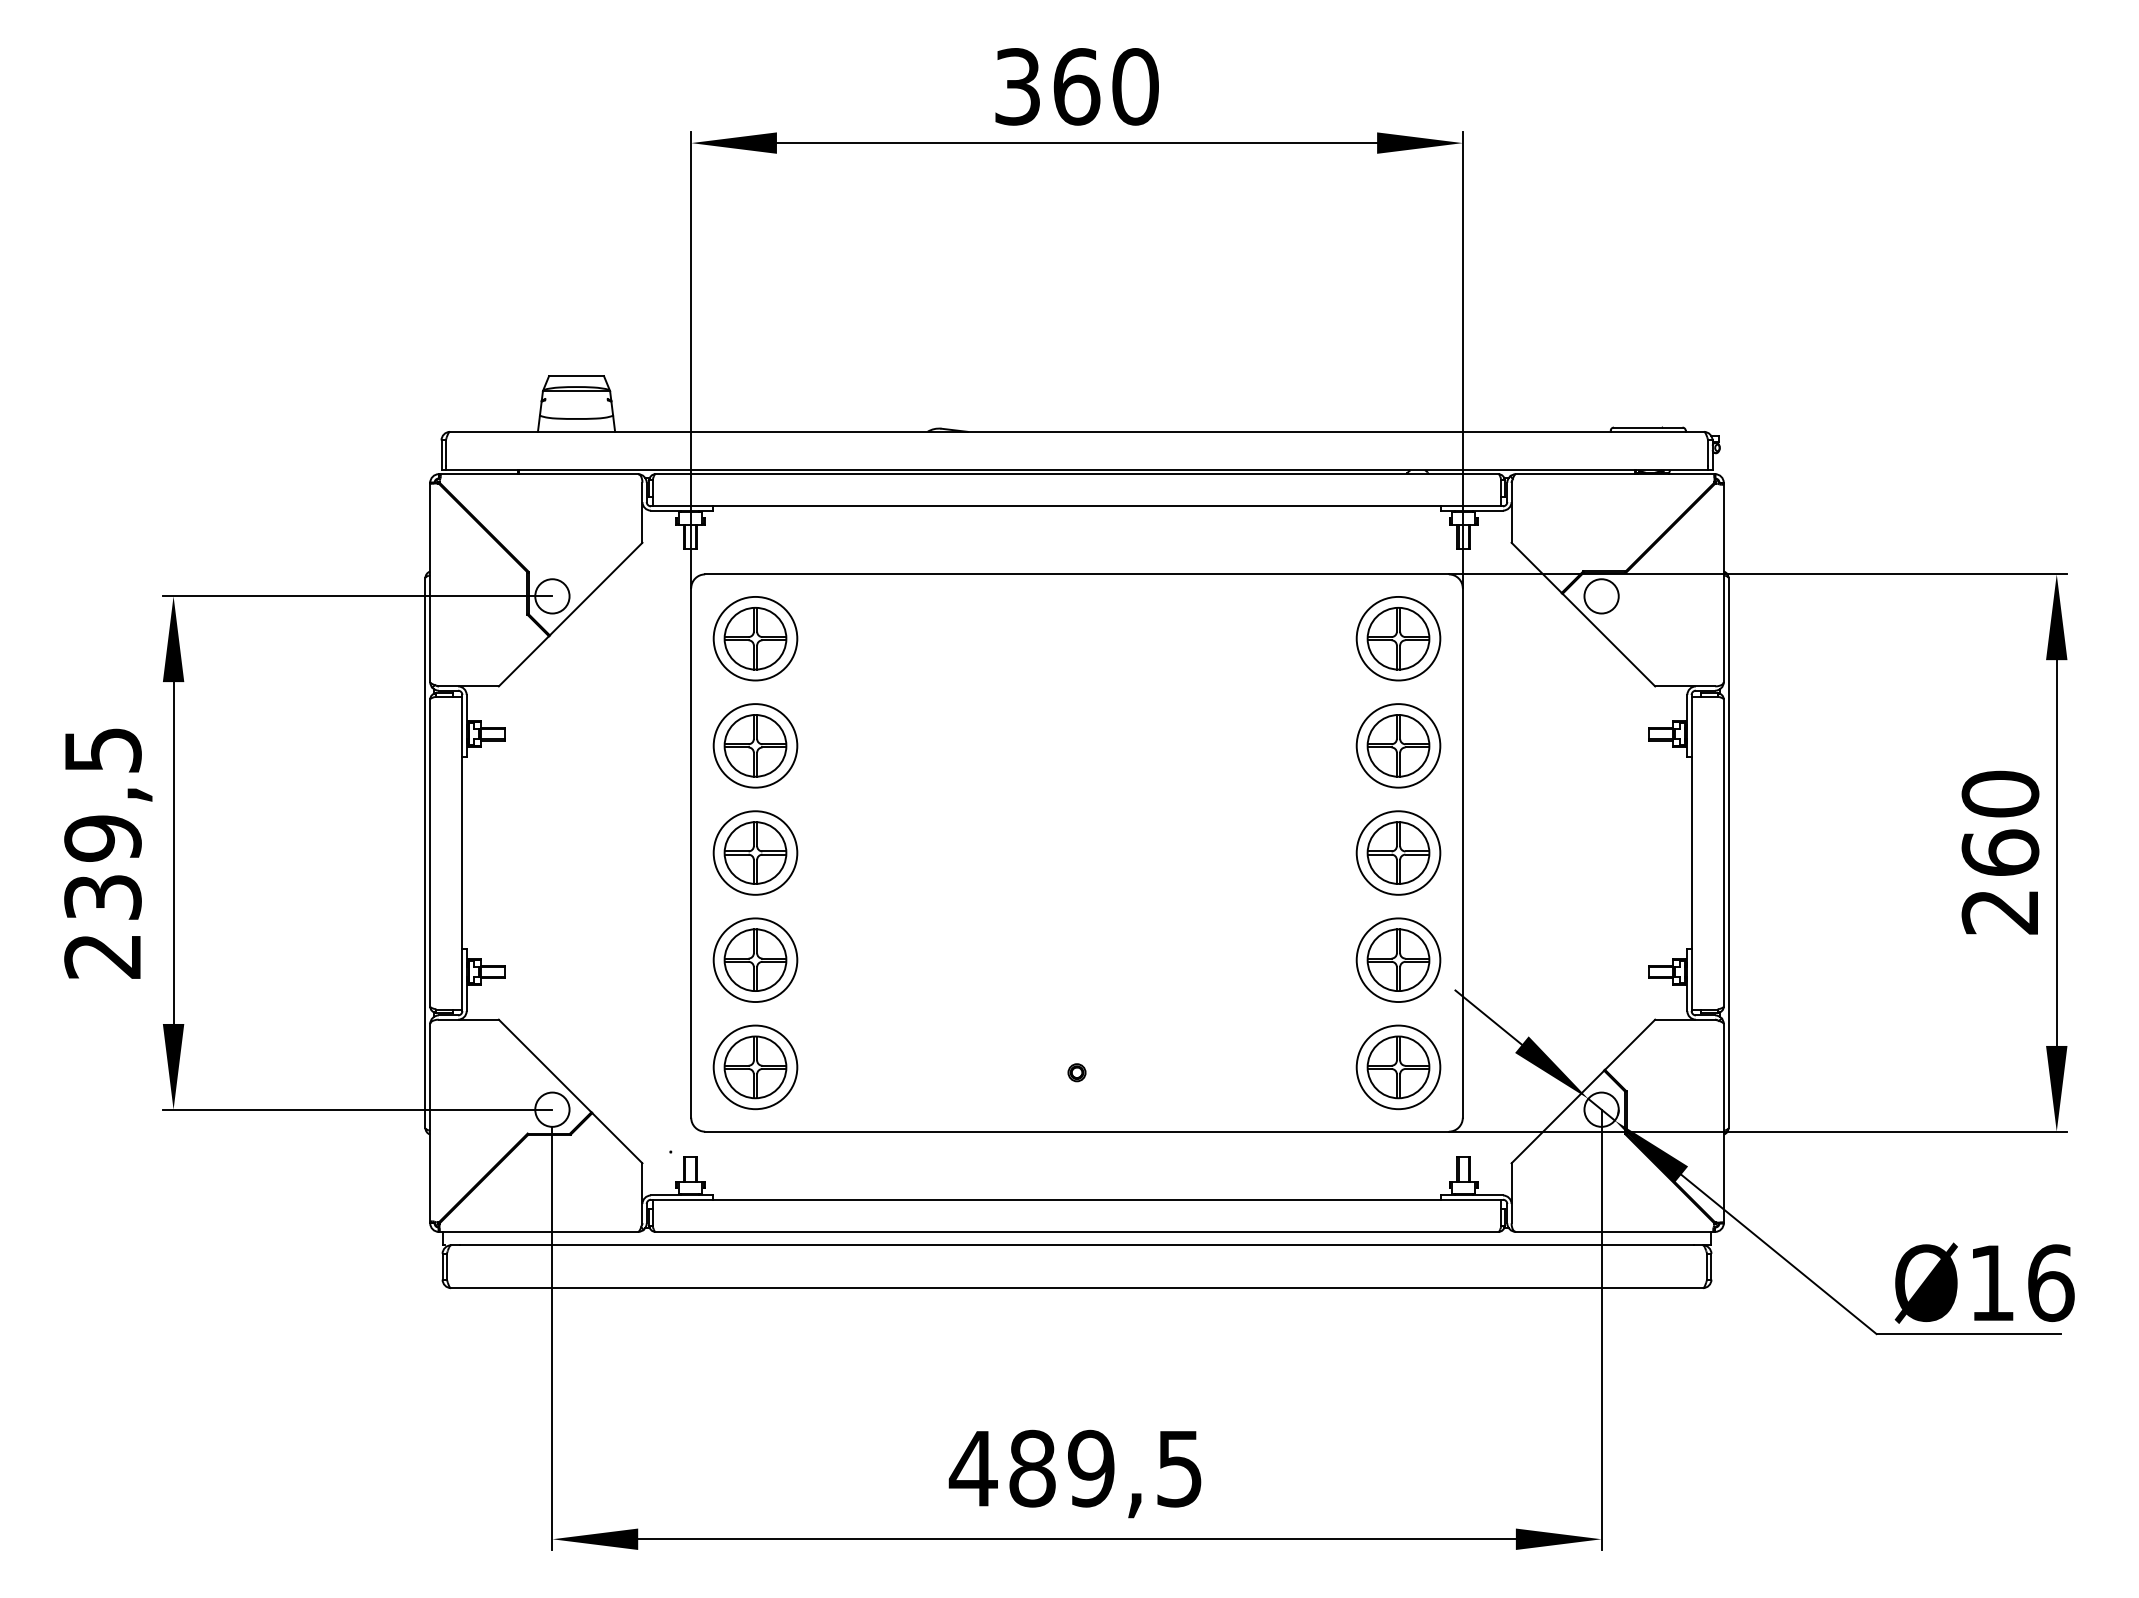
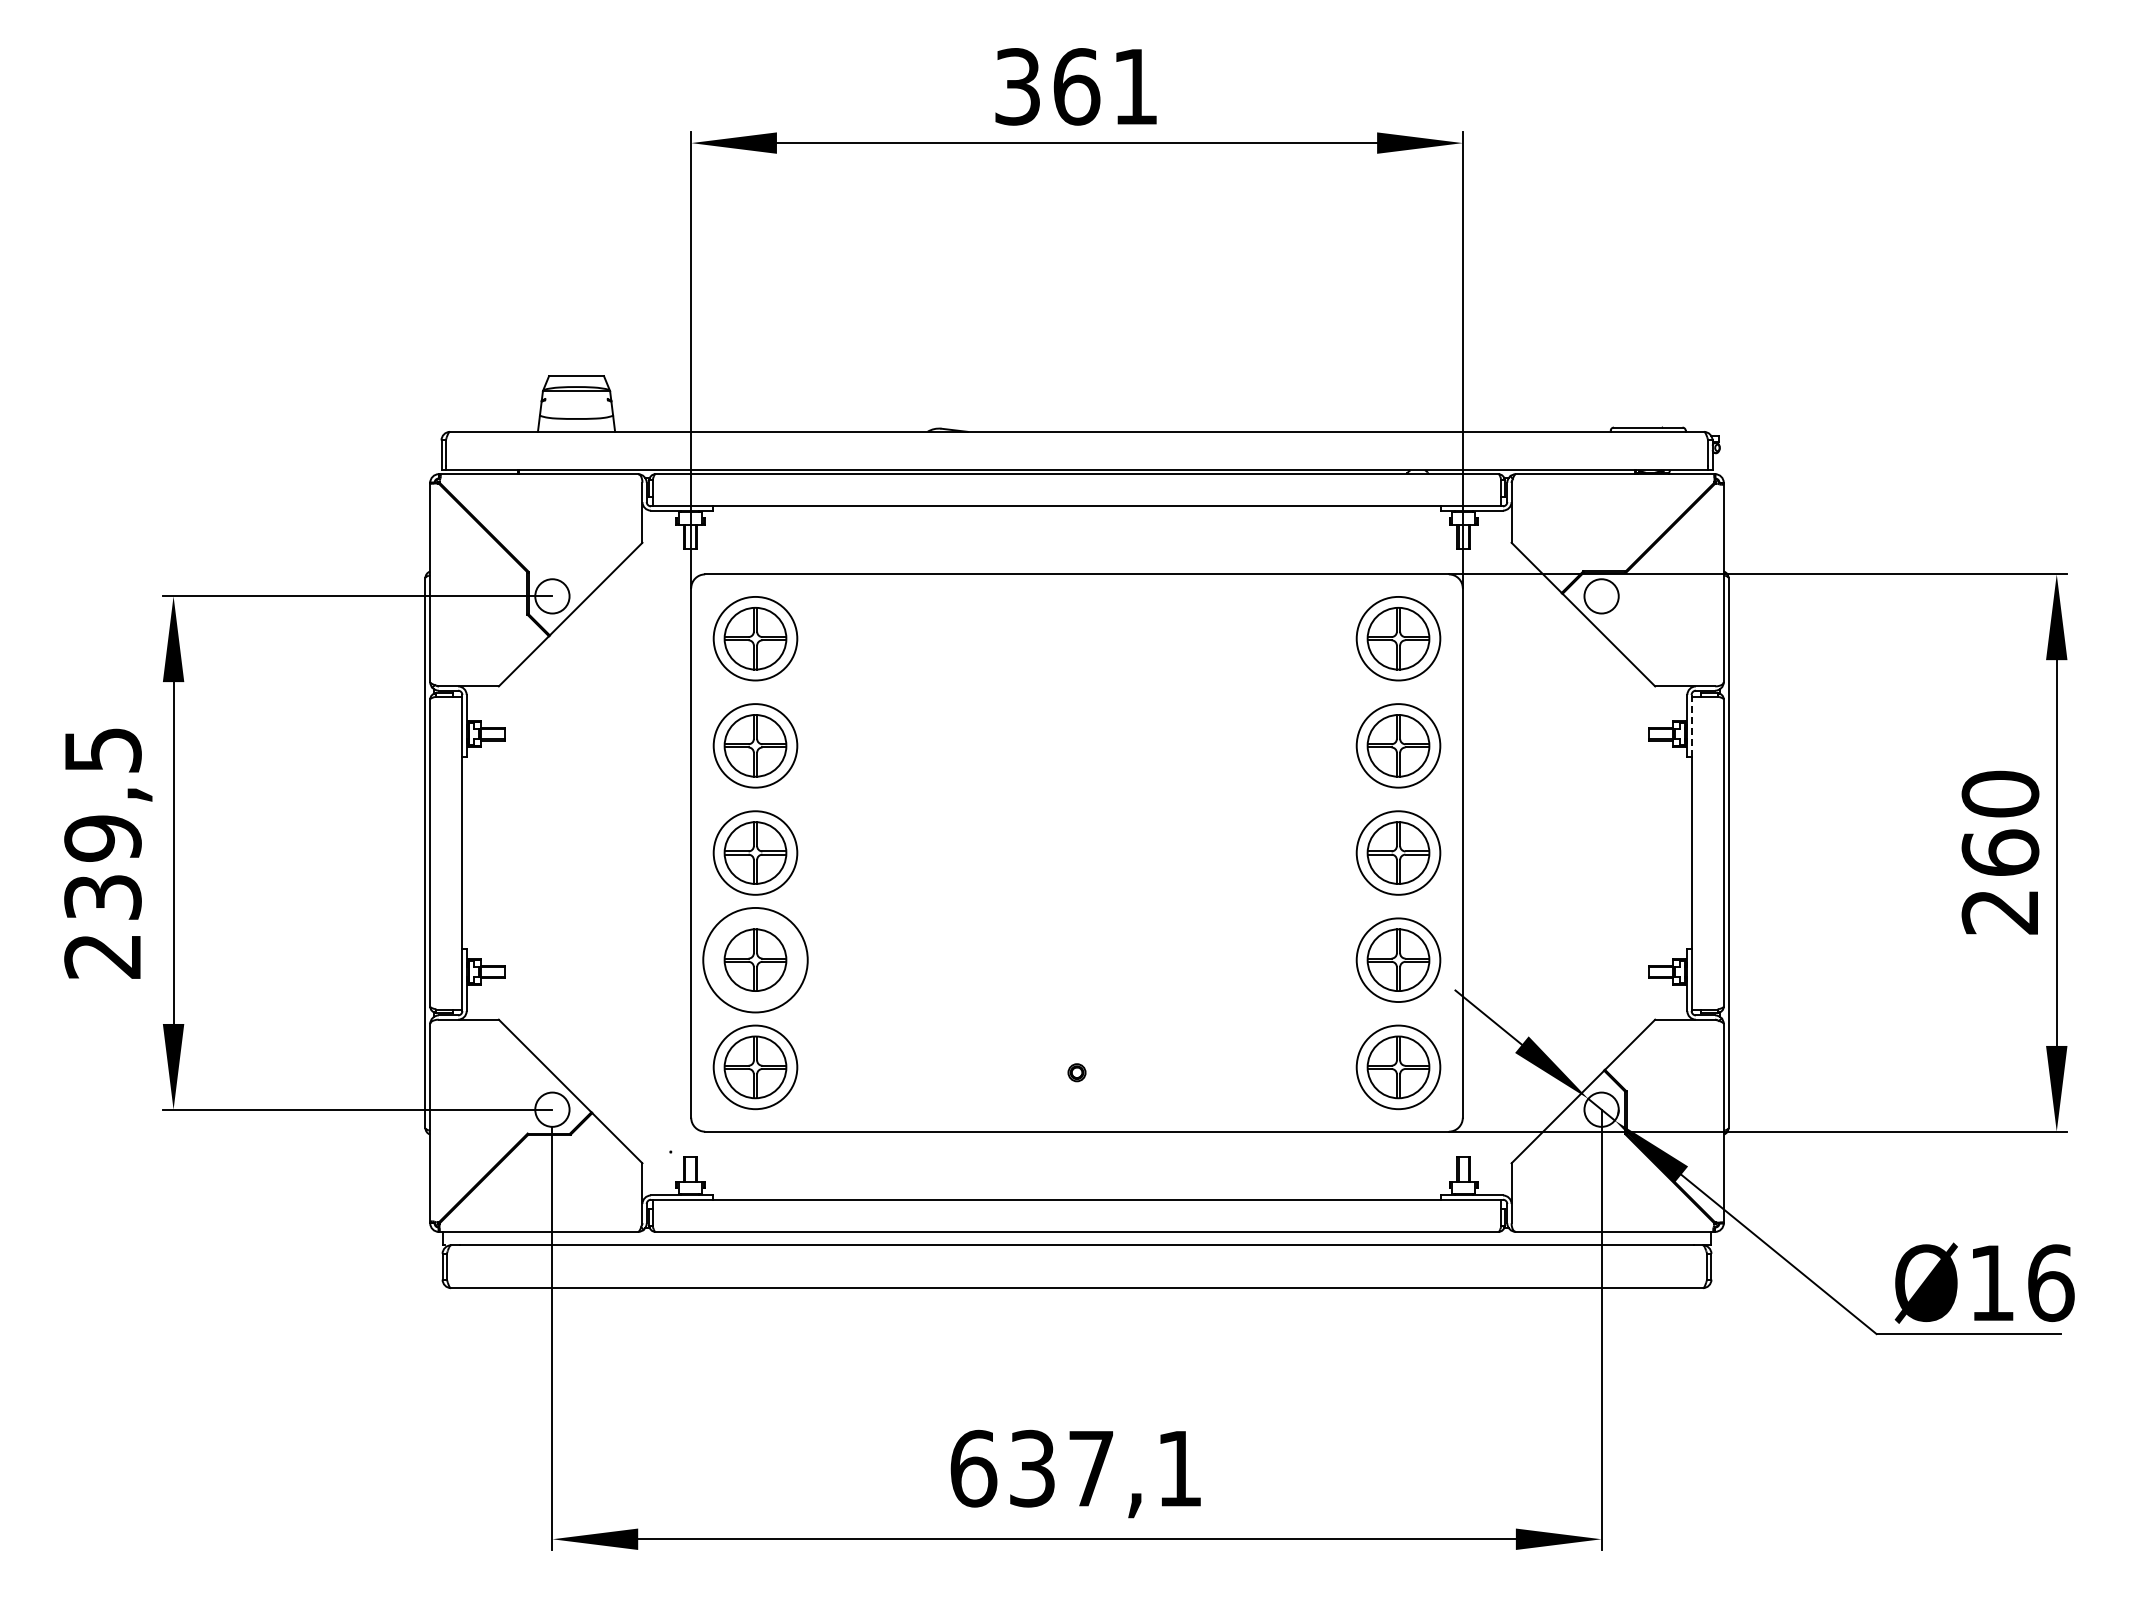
text: 360 -> 361 (1135, 86)
line: solid -> dashed (1691, 726)
circle diameter: 84 px -> 104 px (755, 959)
text: 489,5 -> 637,1 (1074, 1468)
